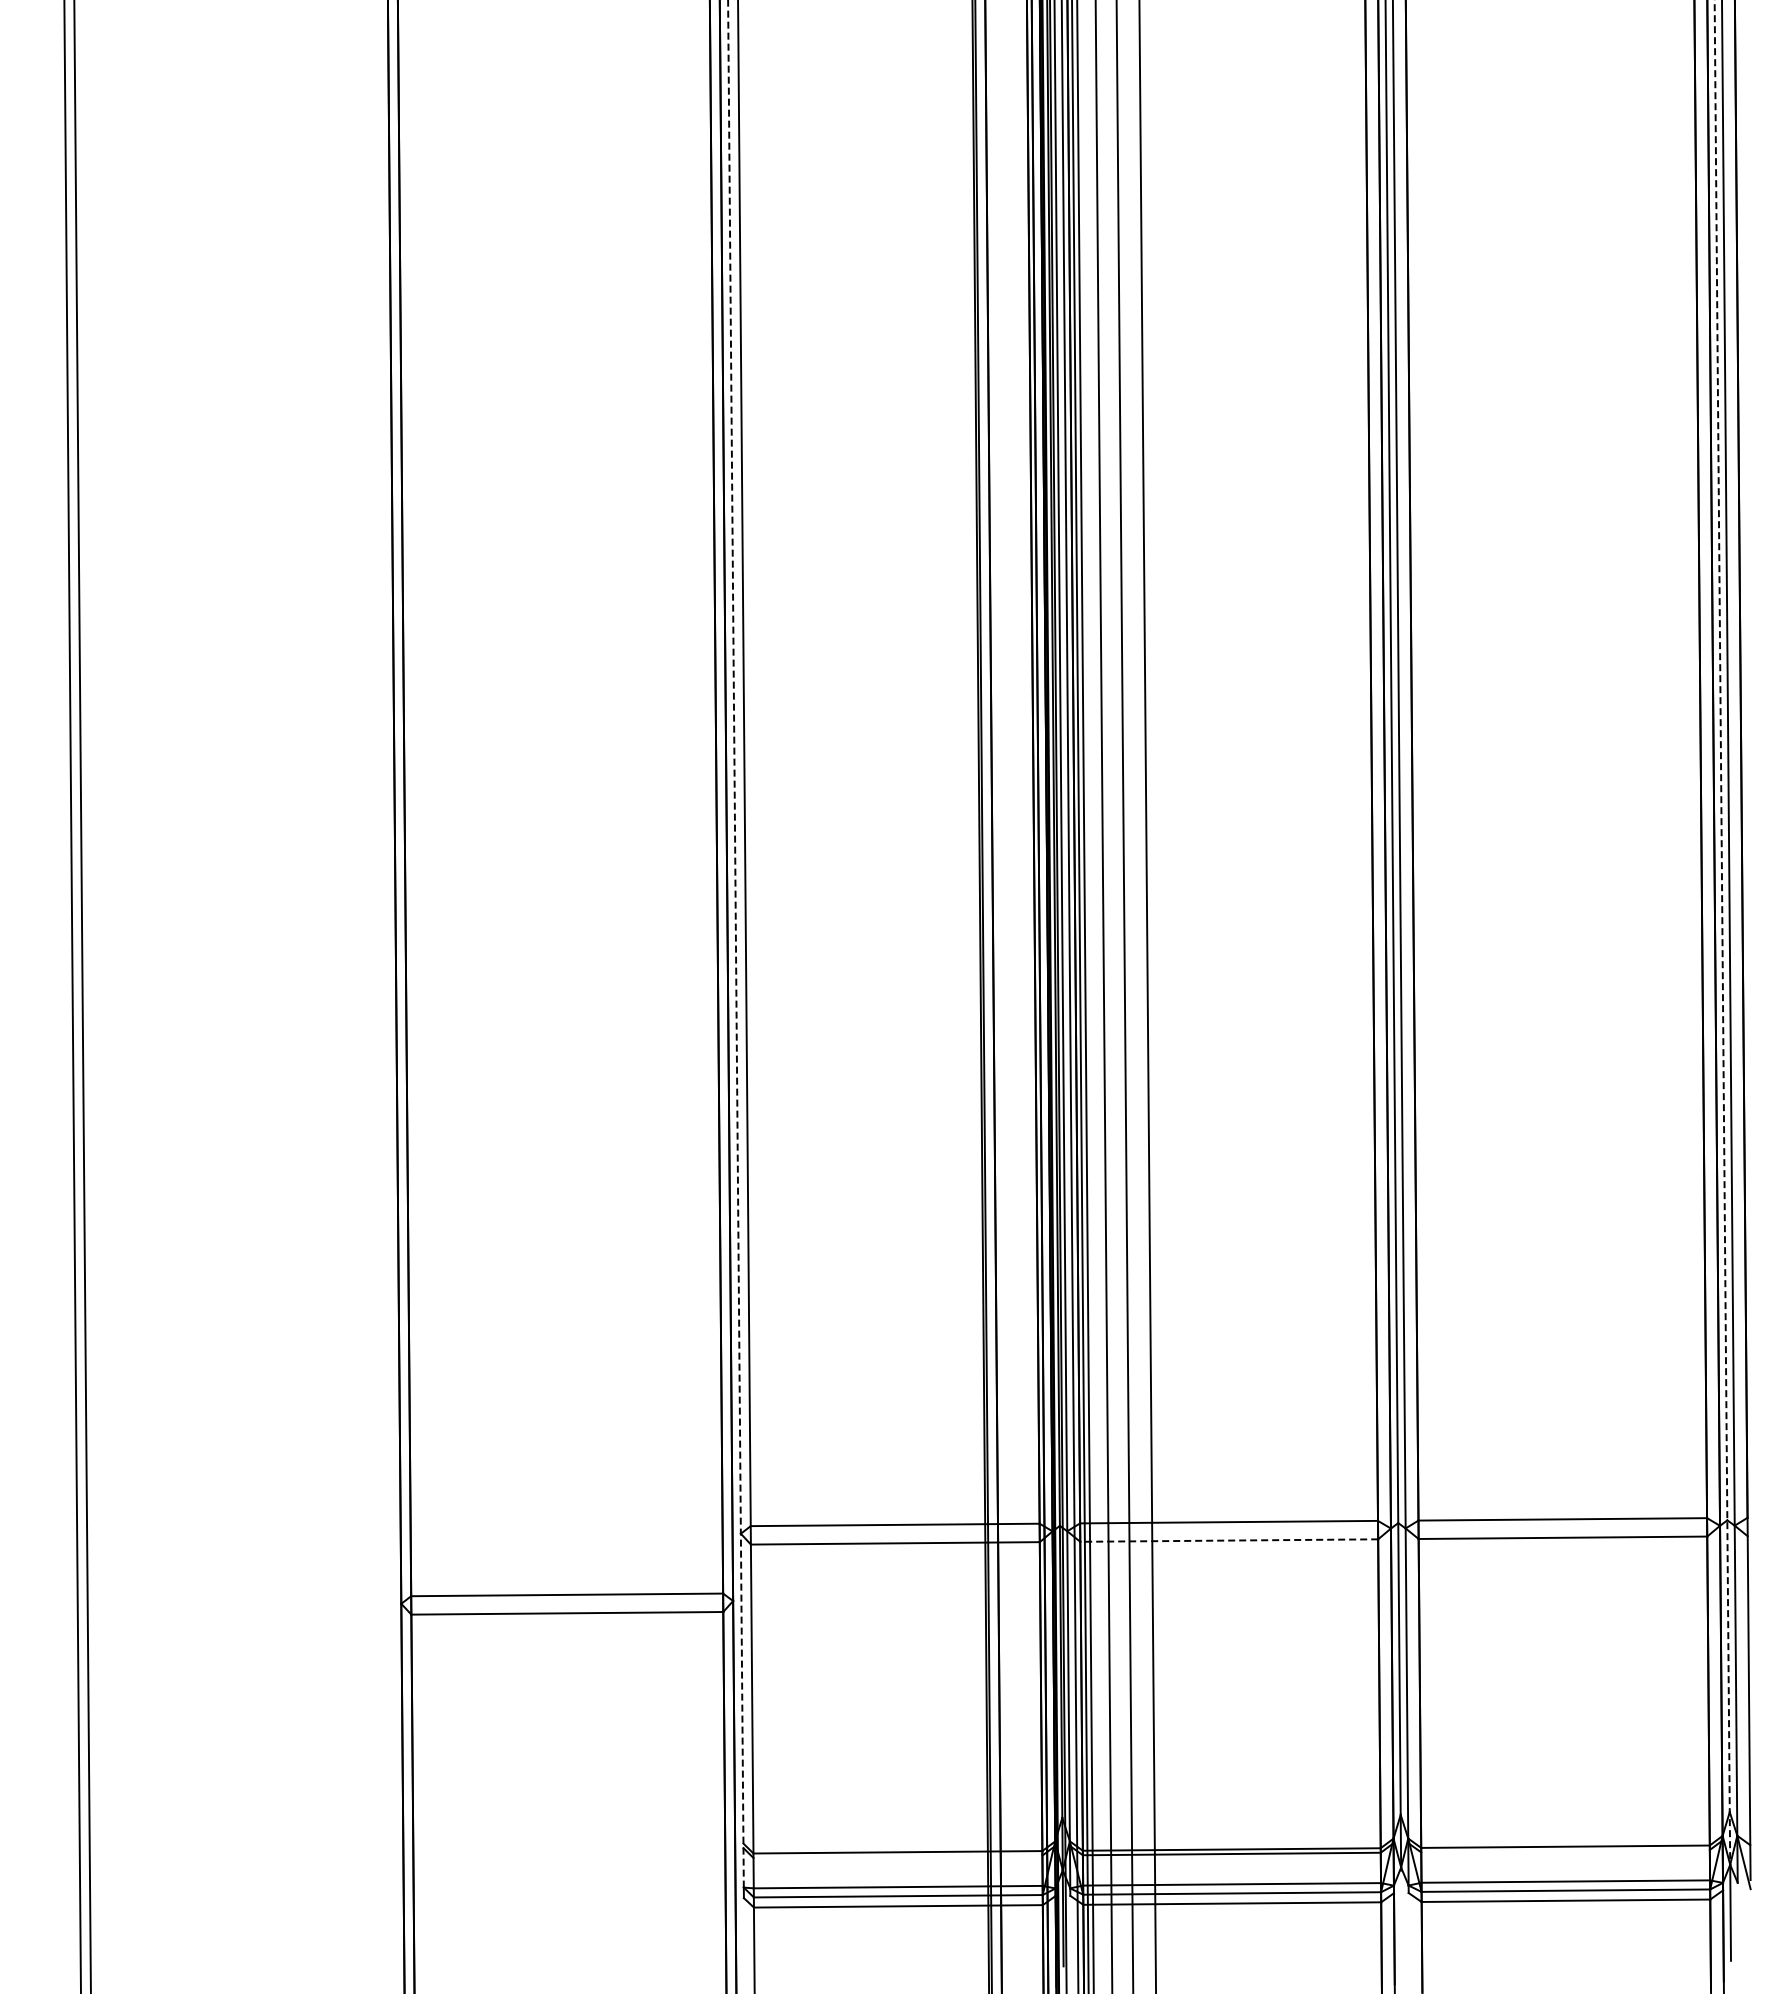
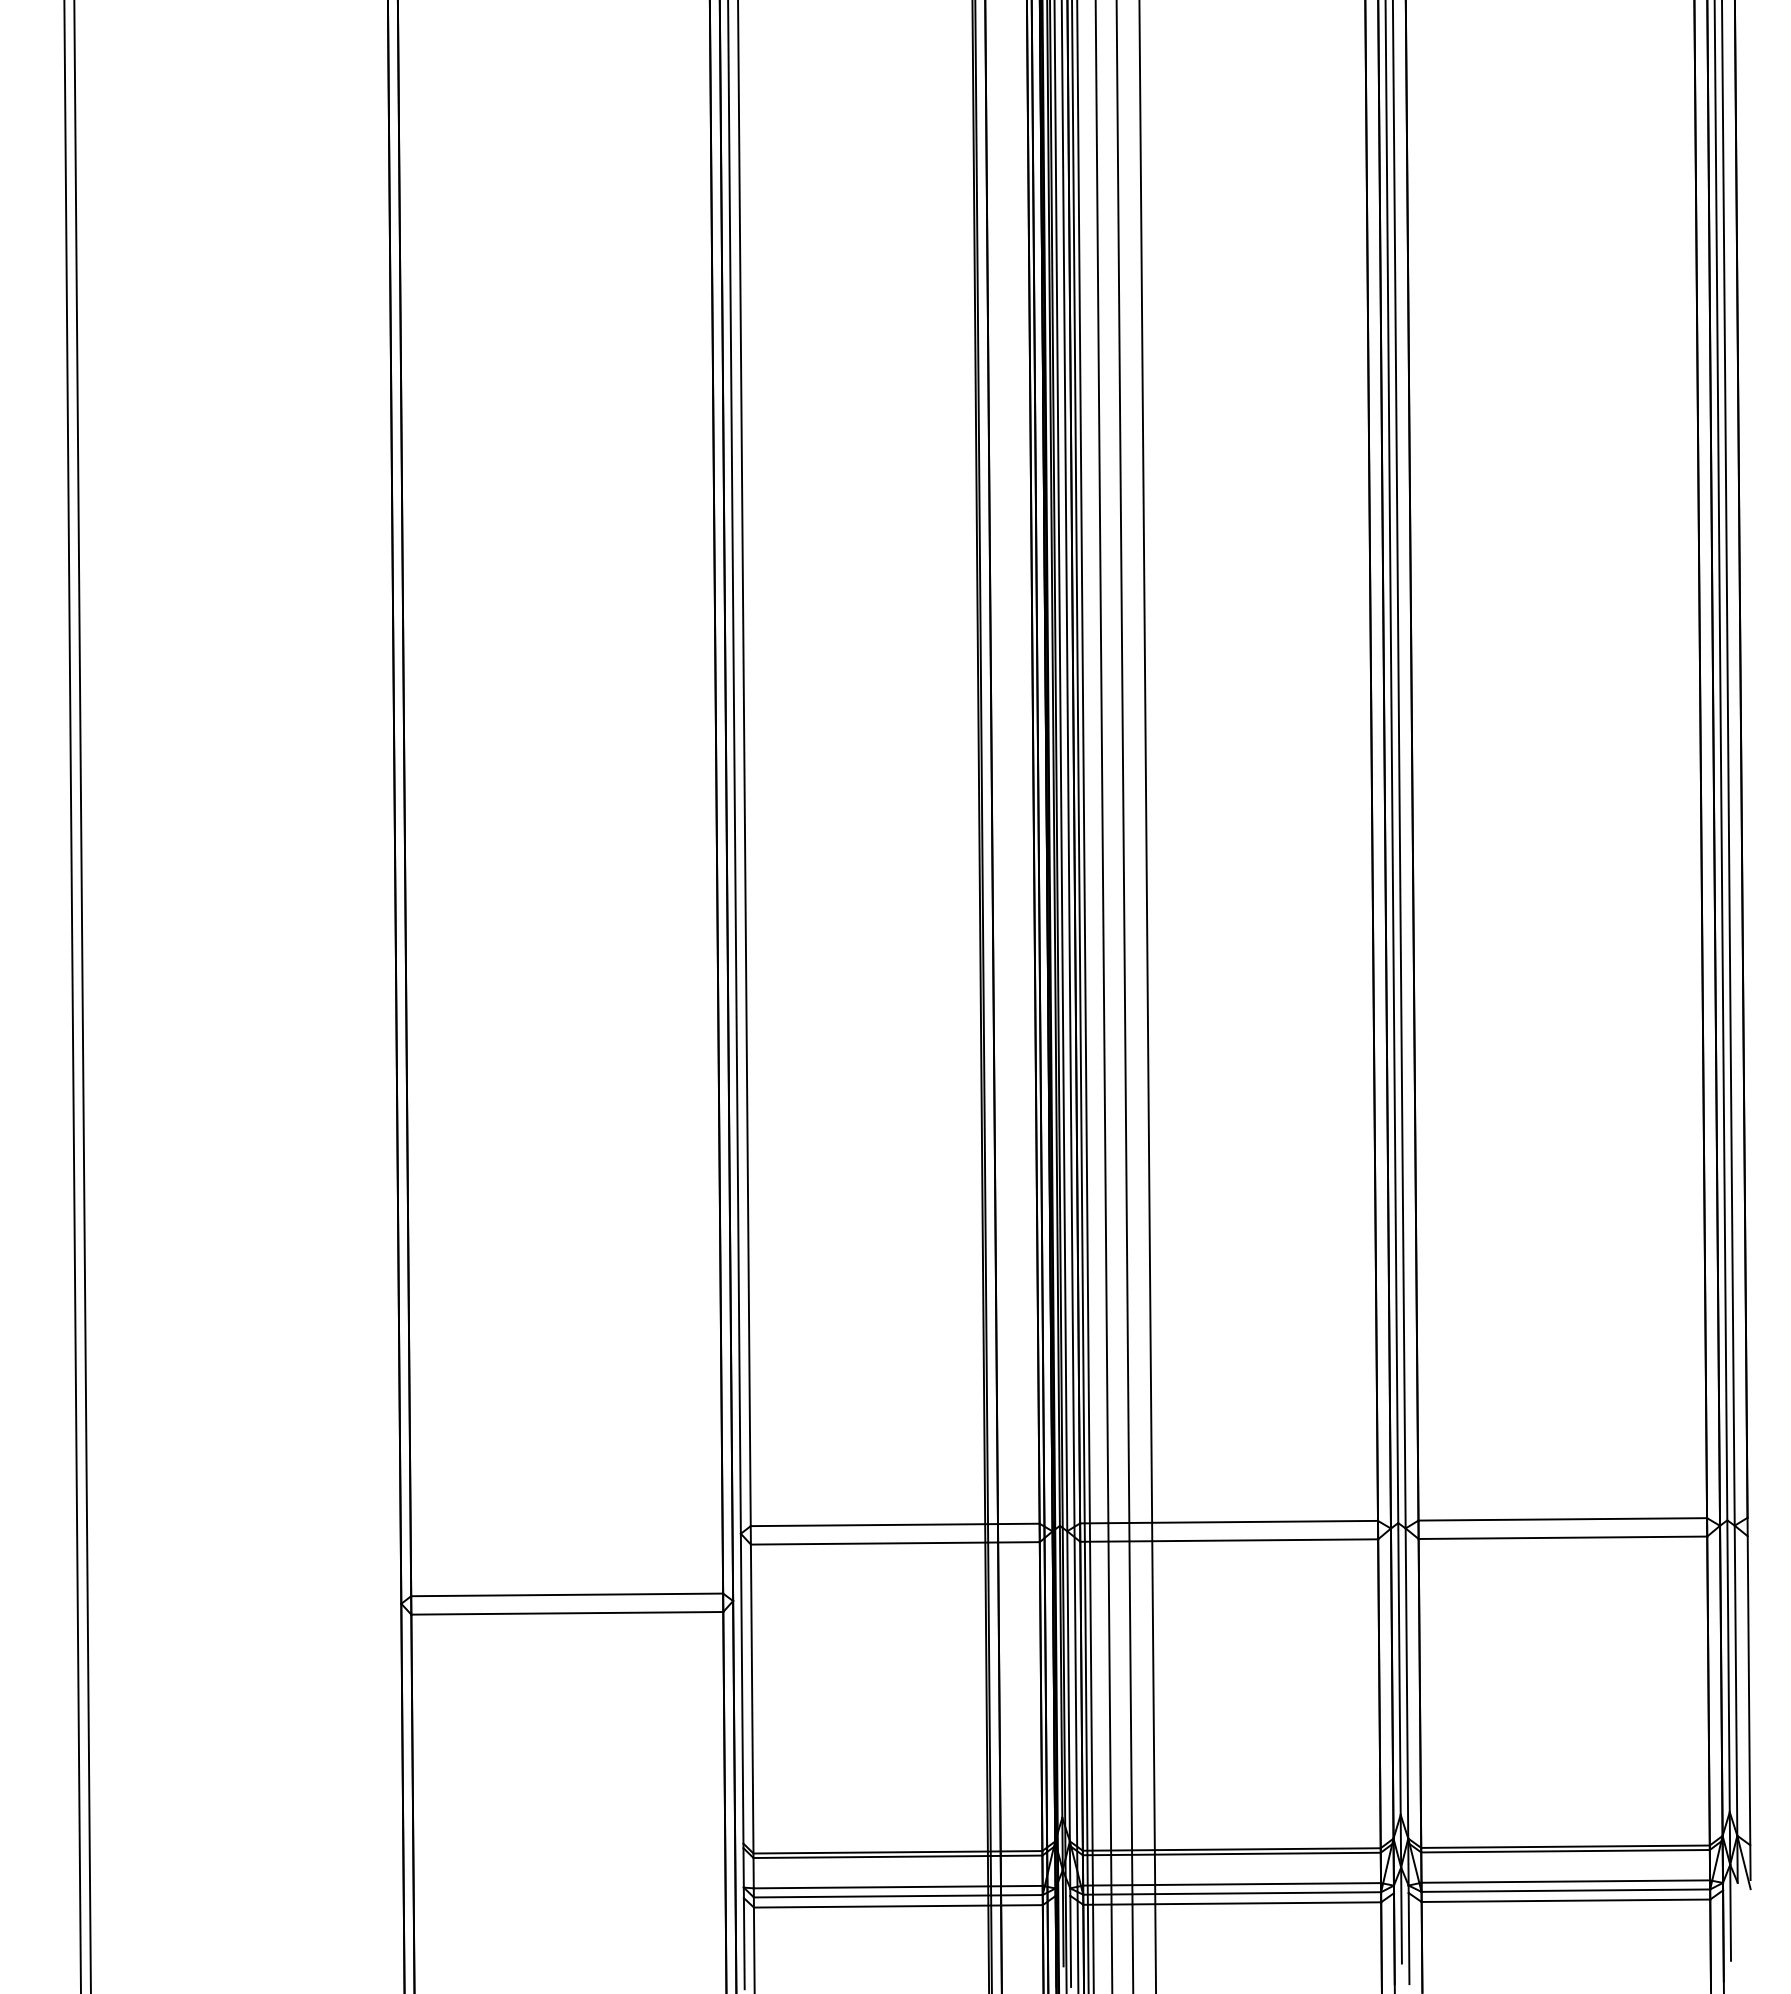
line: dashed -> solid (1722, 932)
line: dashed -> solid (735, 943)
line: dashed -> solid (1229, 1540)
line: none -> present (1565, 1851)
line: none -> present (897, 1856)
line: none -> present (1401, 1916)
line: none -> present (1408, 1938)
line: none -> present (1070, 1940)
line: none -> present (743, 1943)
